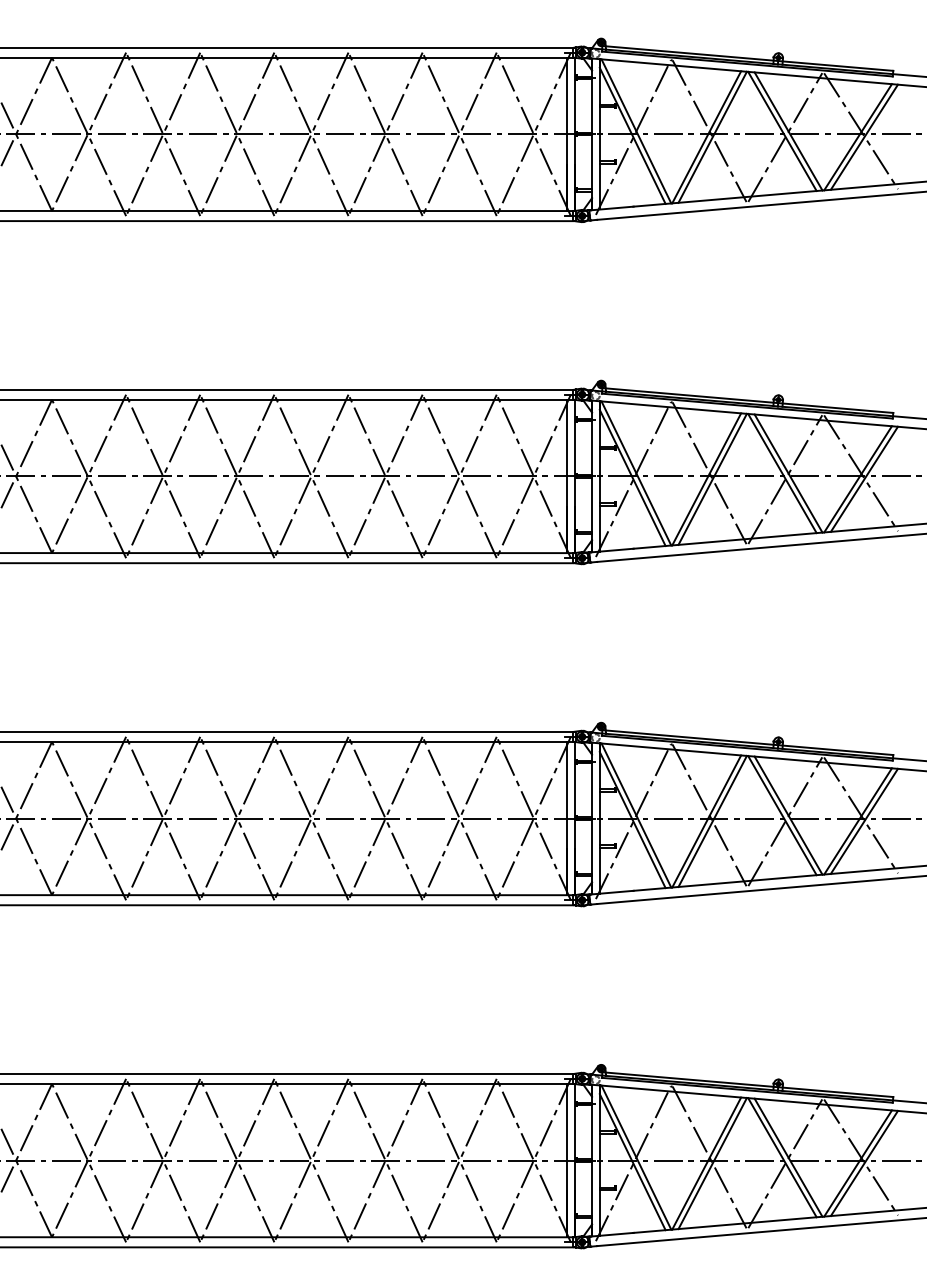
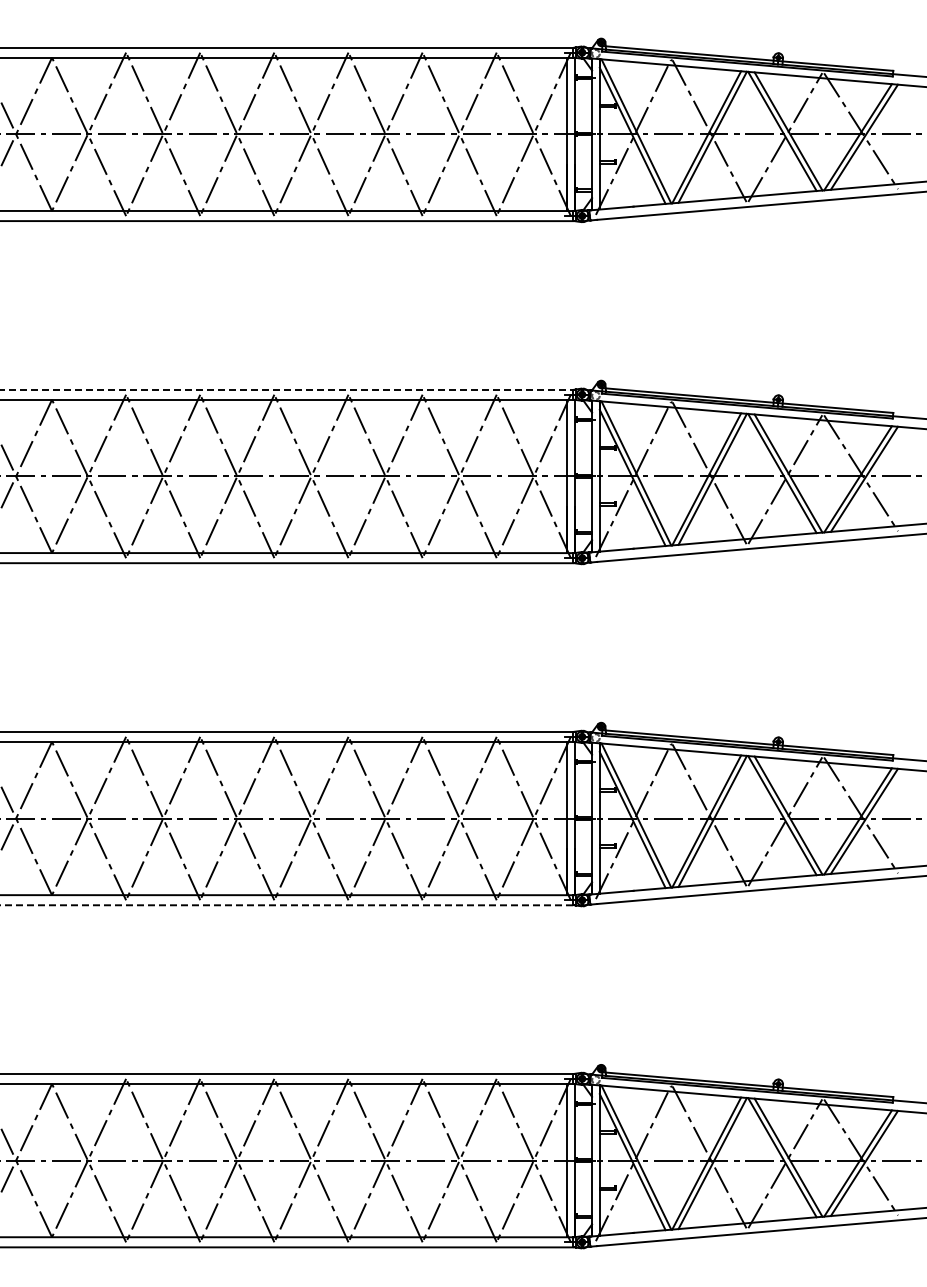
line: solid -> dashed (287, 389)
line: solid -> dashed (286, 905)
